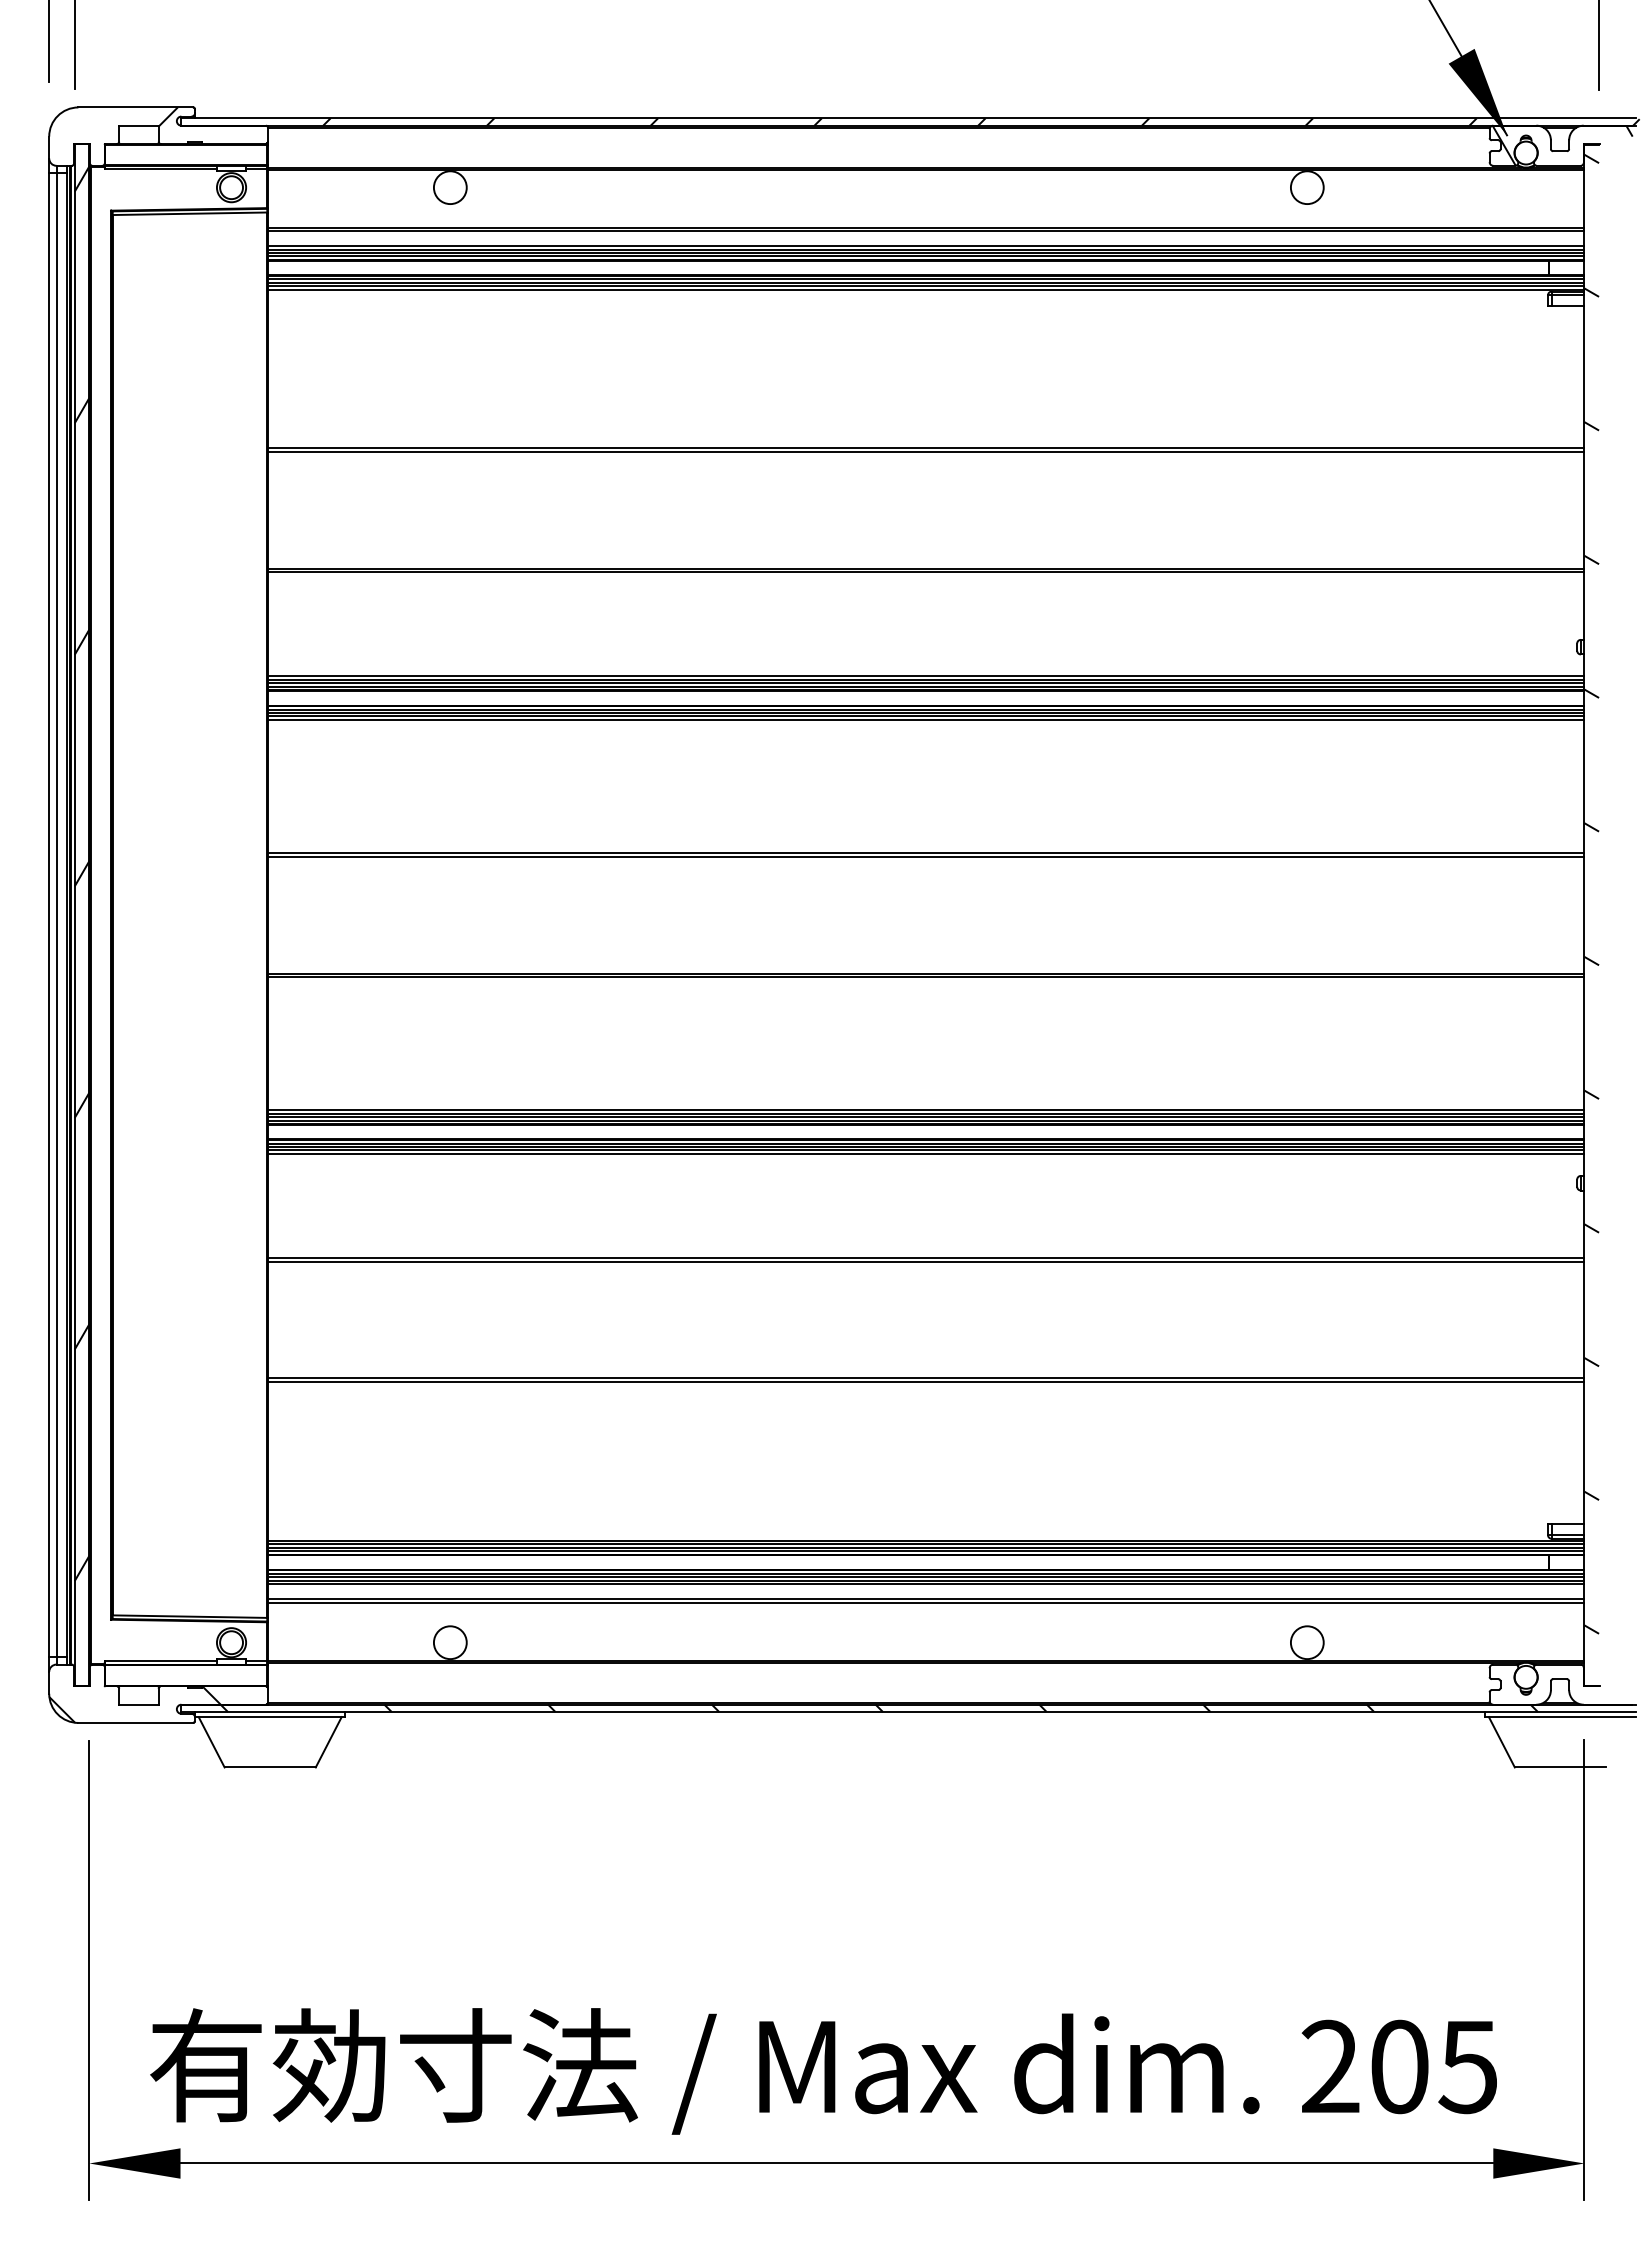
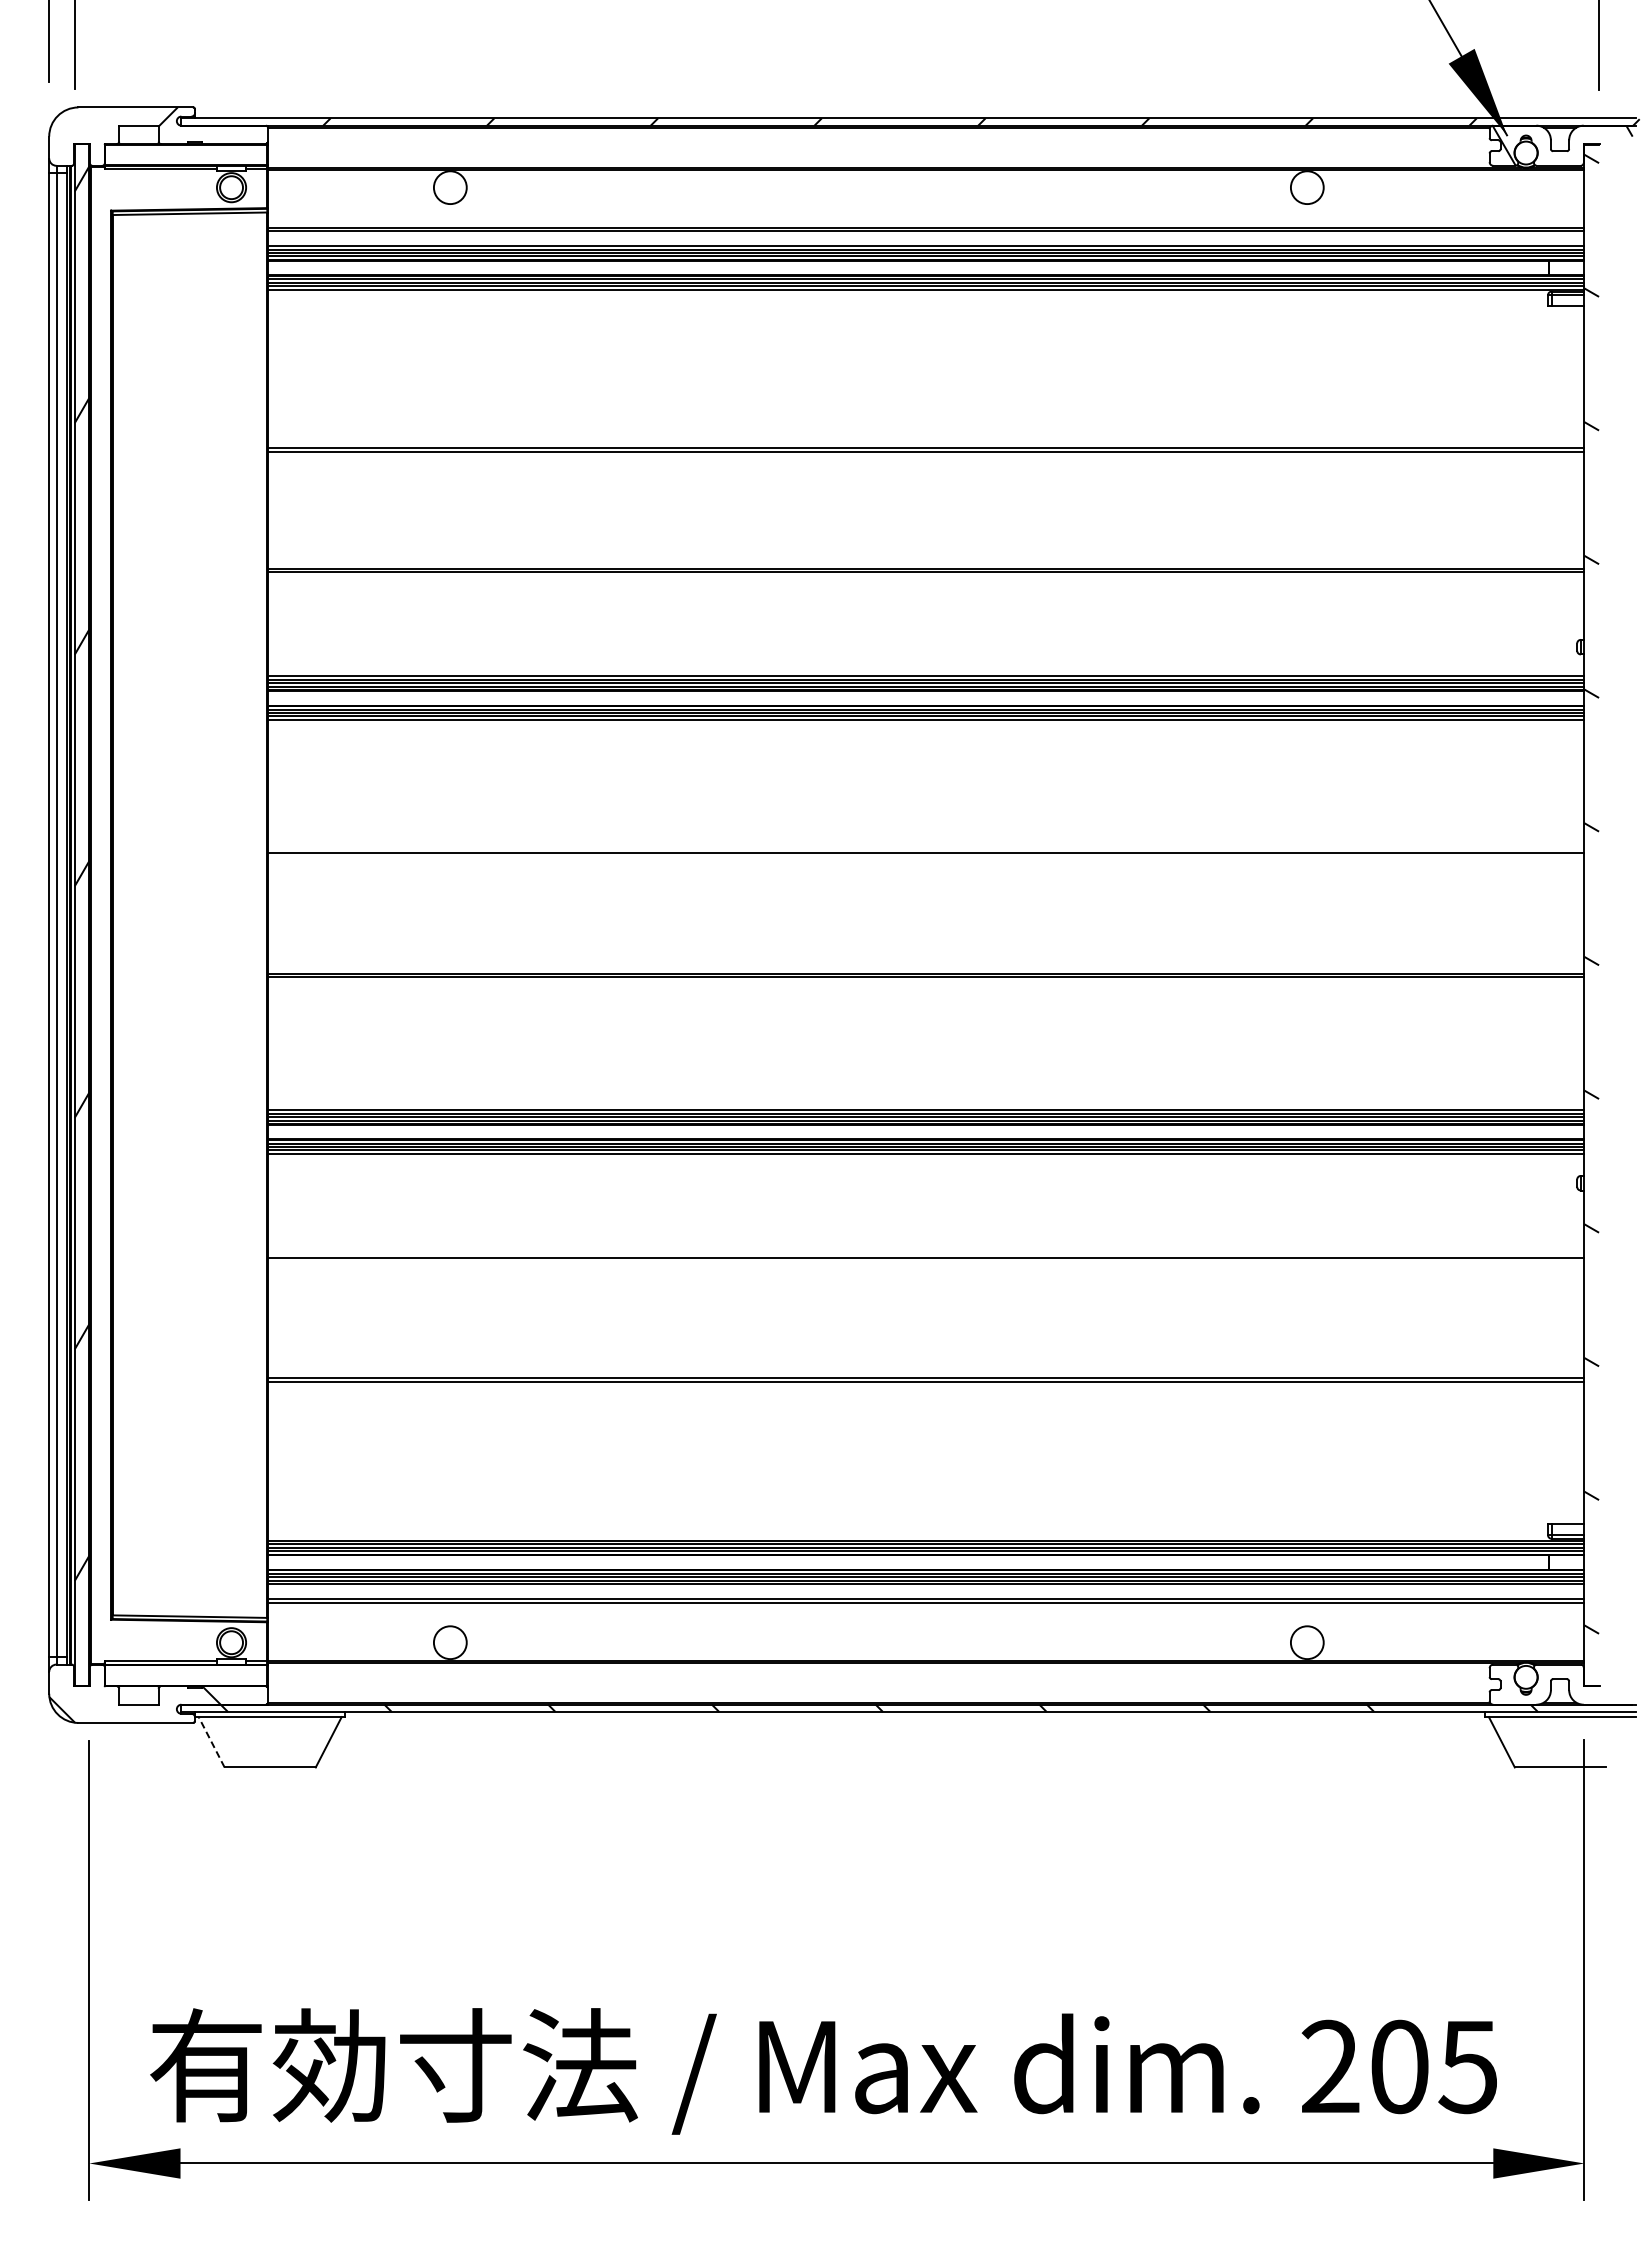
line: present -> none (926, 856)
line: present -> none (926, 1261)
line: solid -> dashed (211, 1741)
